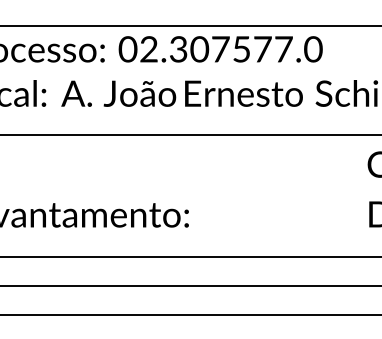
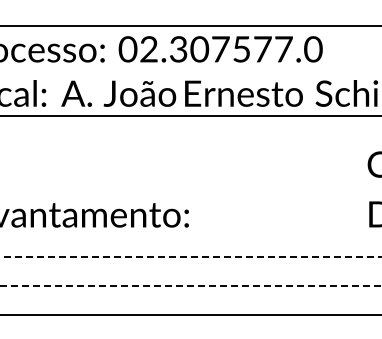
line position: (190, 134) -> (190, 115) (190, 115)
line: solid -> dashed (190, 256)
line: solid -> dashed (190, 285)
